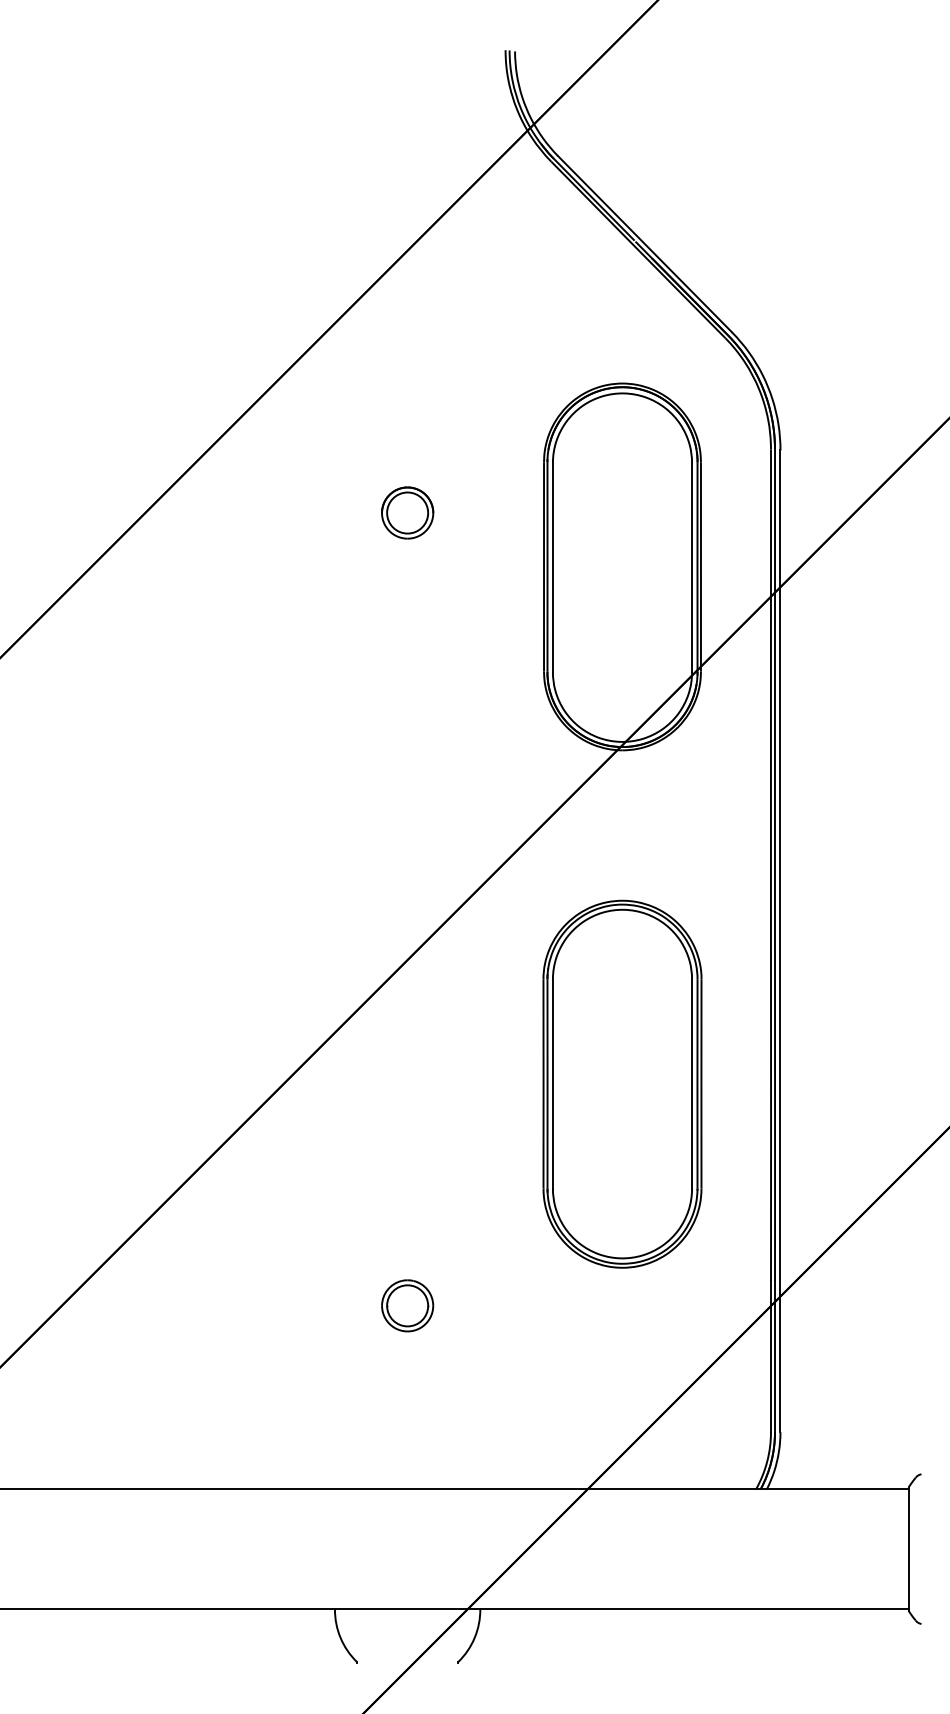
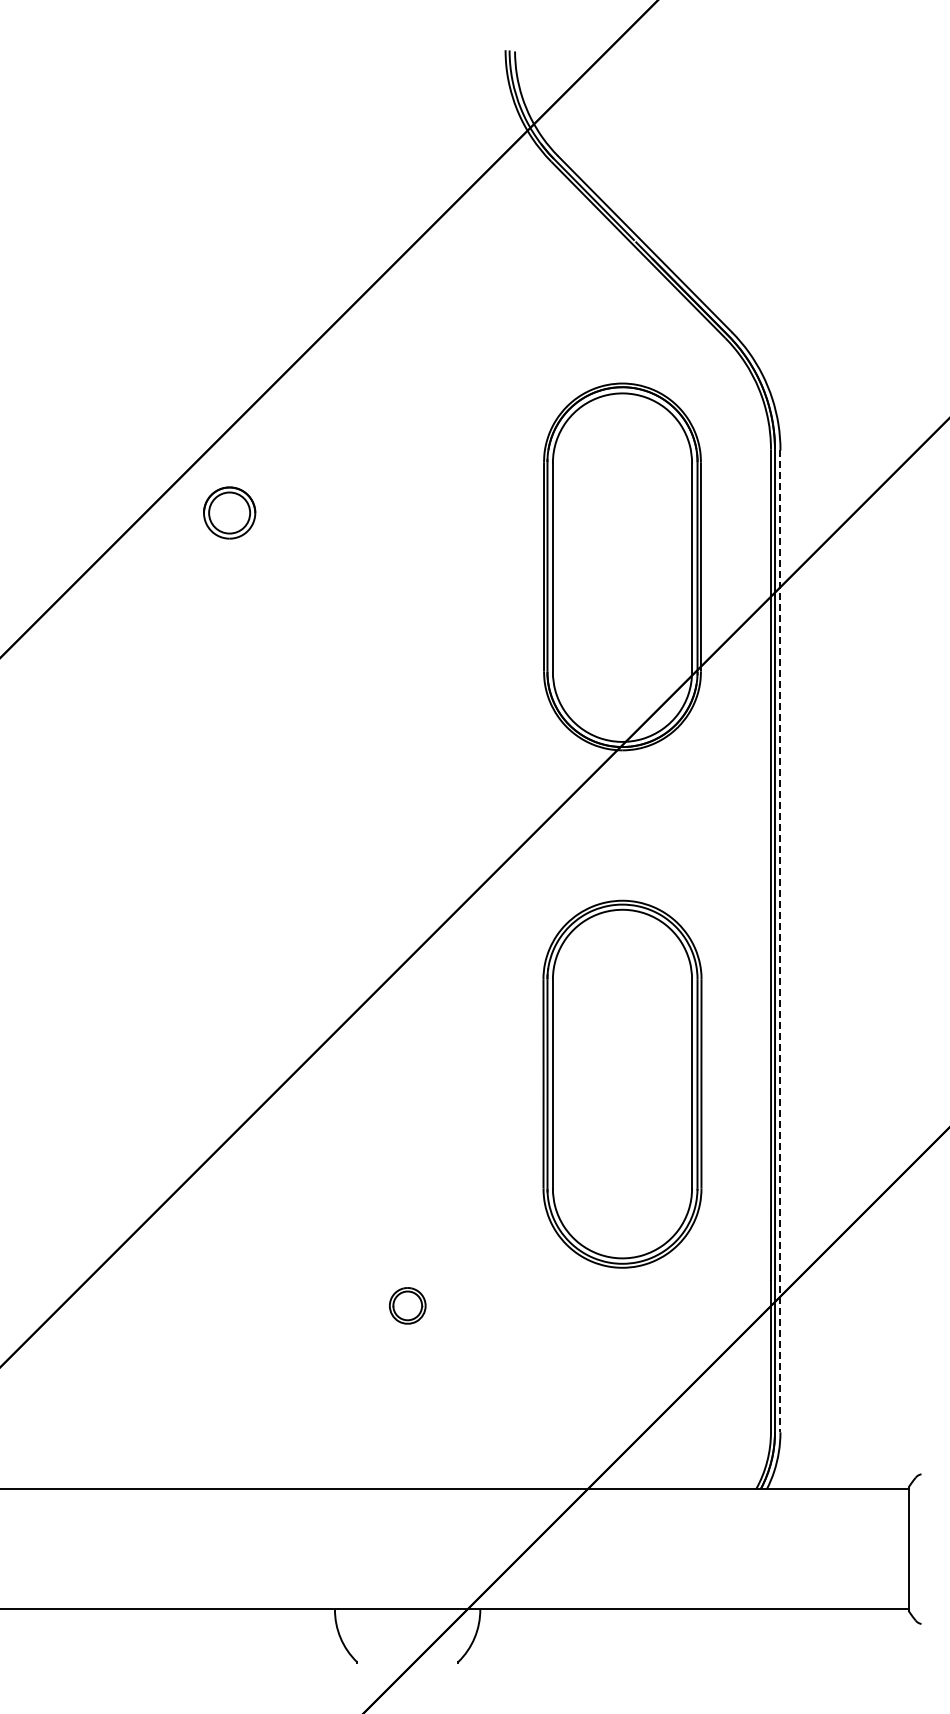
part position: (407, 512) -> (229, 512) (229, 512)
line: solid -> dashed (780, 941)
part size: 54x54 px -> 38x38 px (407, 1305)
